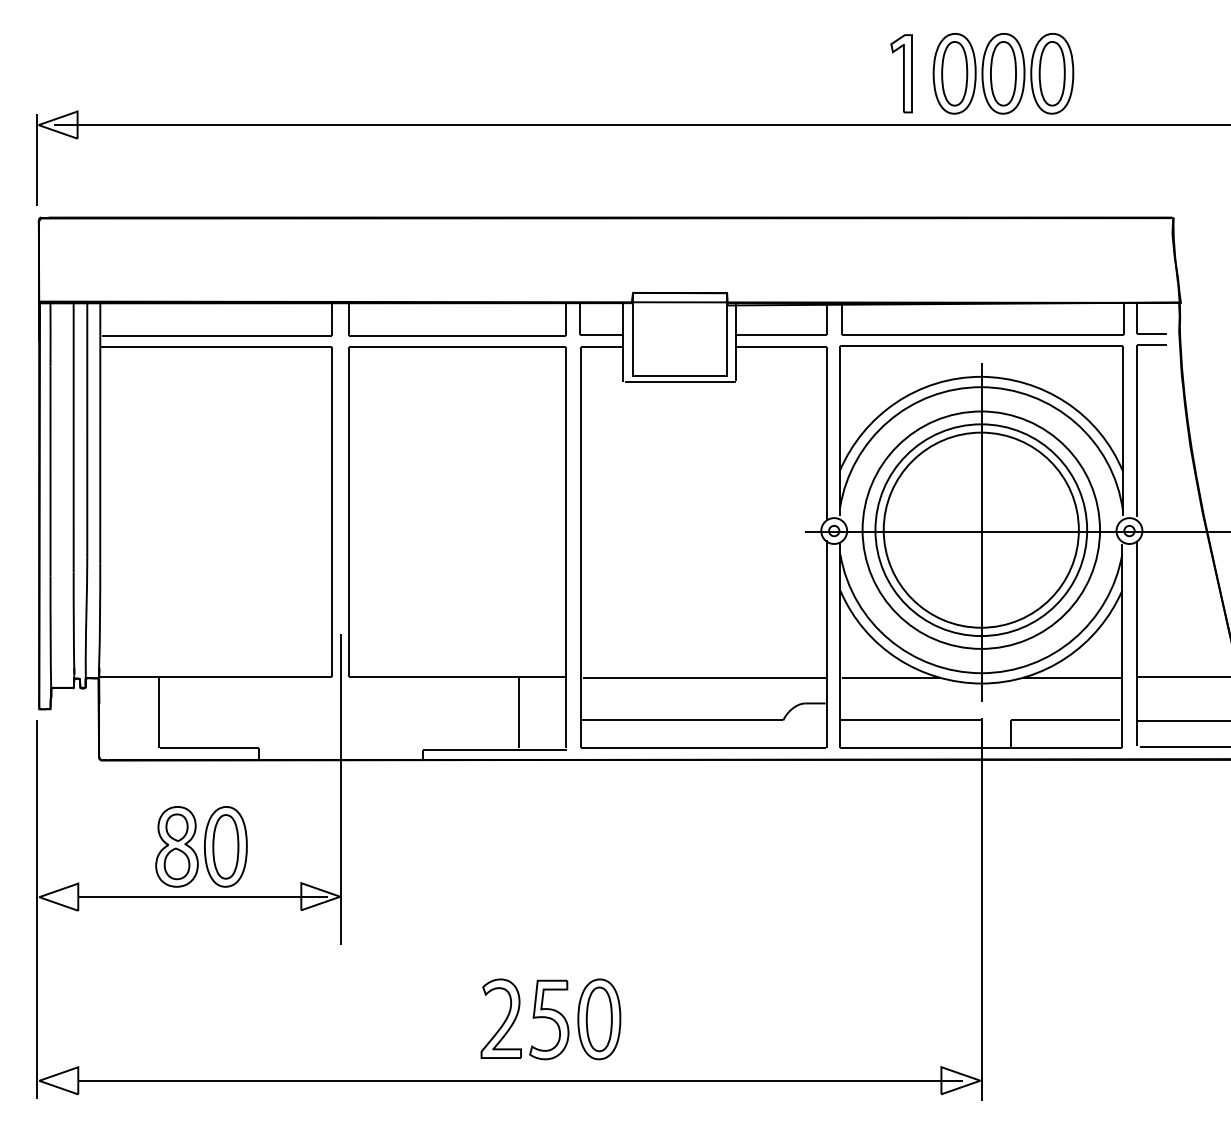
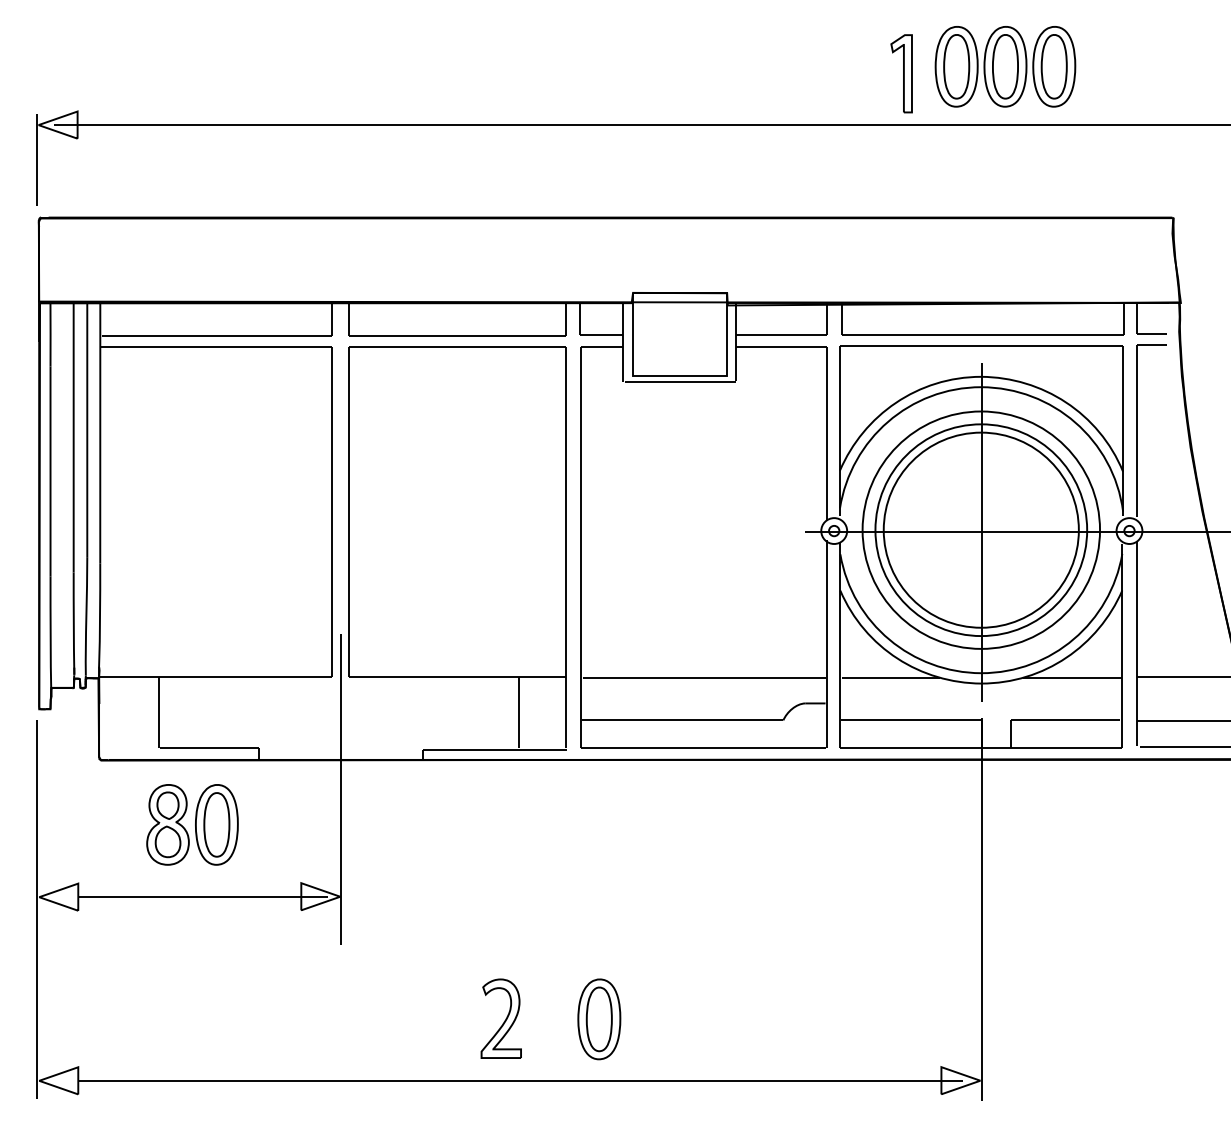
part position: (1003, 73) -> (1005, 66) (1005, 66)
part position: (201, 846) -> (192, 824) (192, 824)
part: present -> none (549, 1019)
